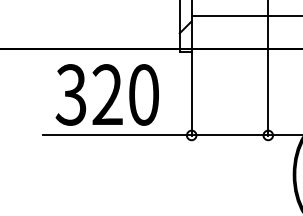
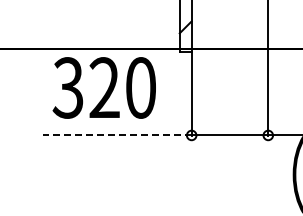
line: present -> none (245, 15)
text position: (106, 94) -> (103, 87) (103, 87)
line: solid -> dashed (116, 135)
